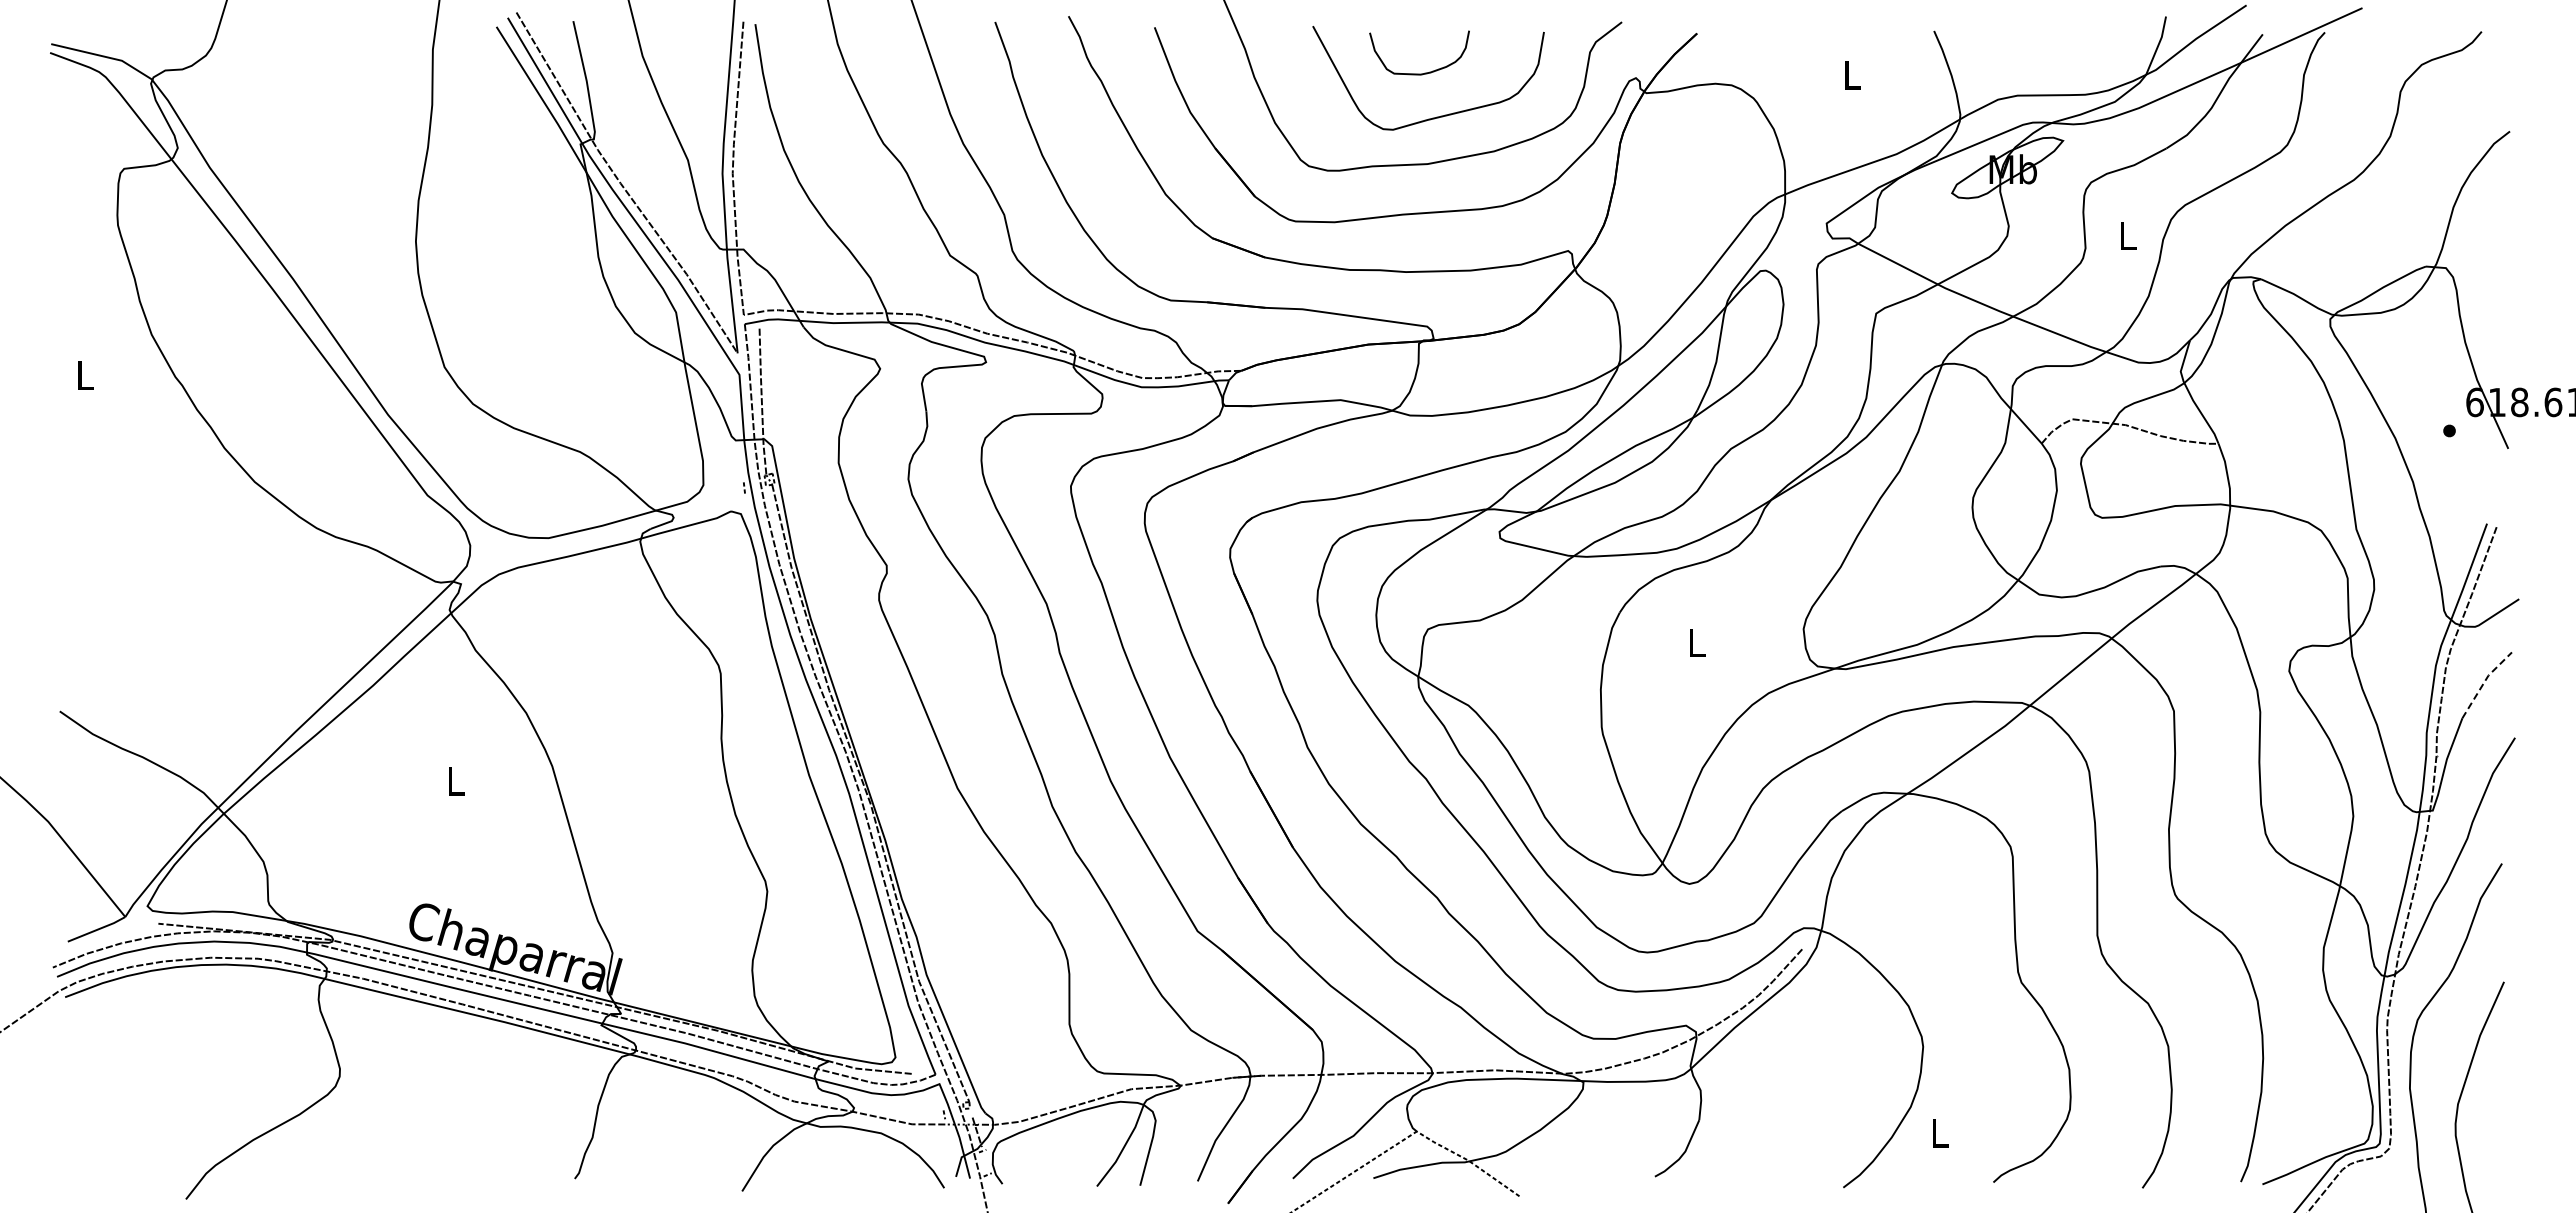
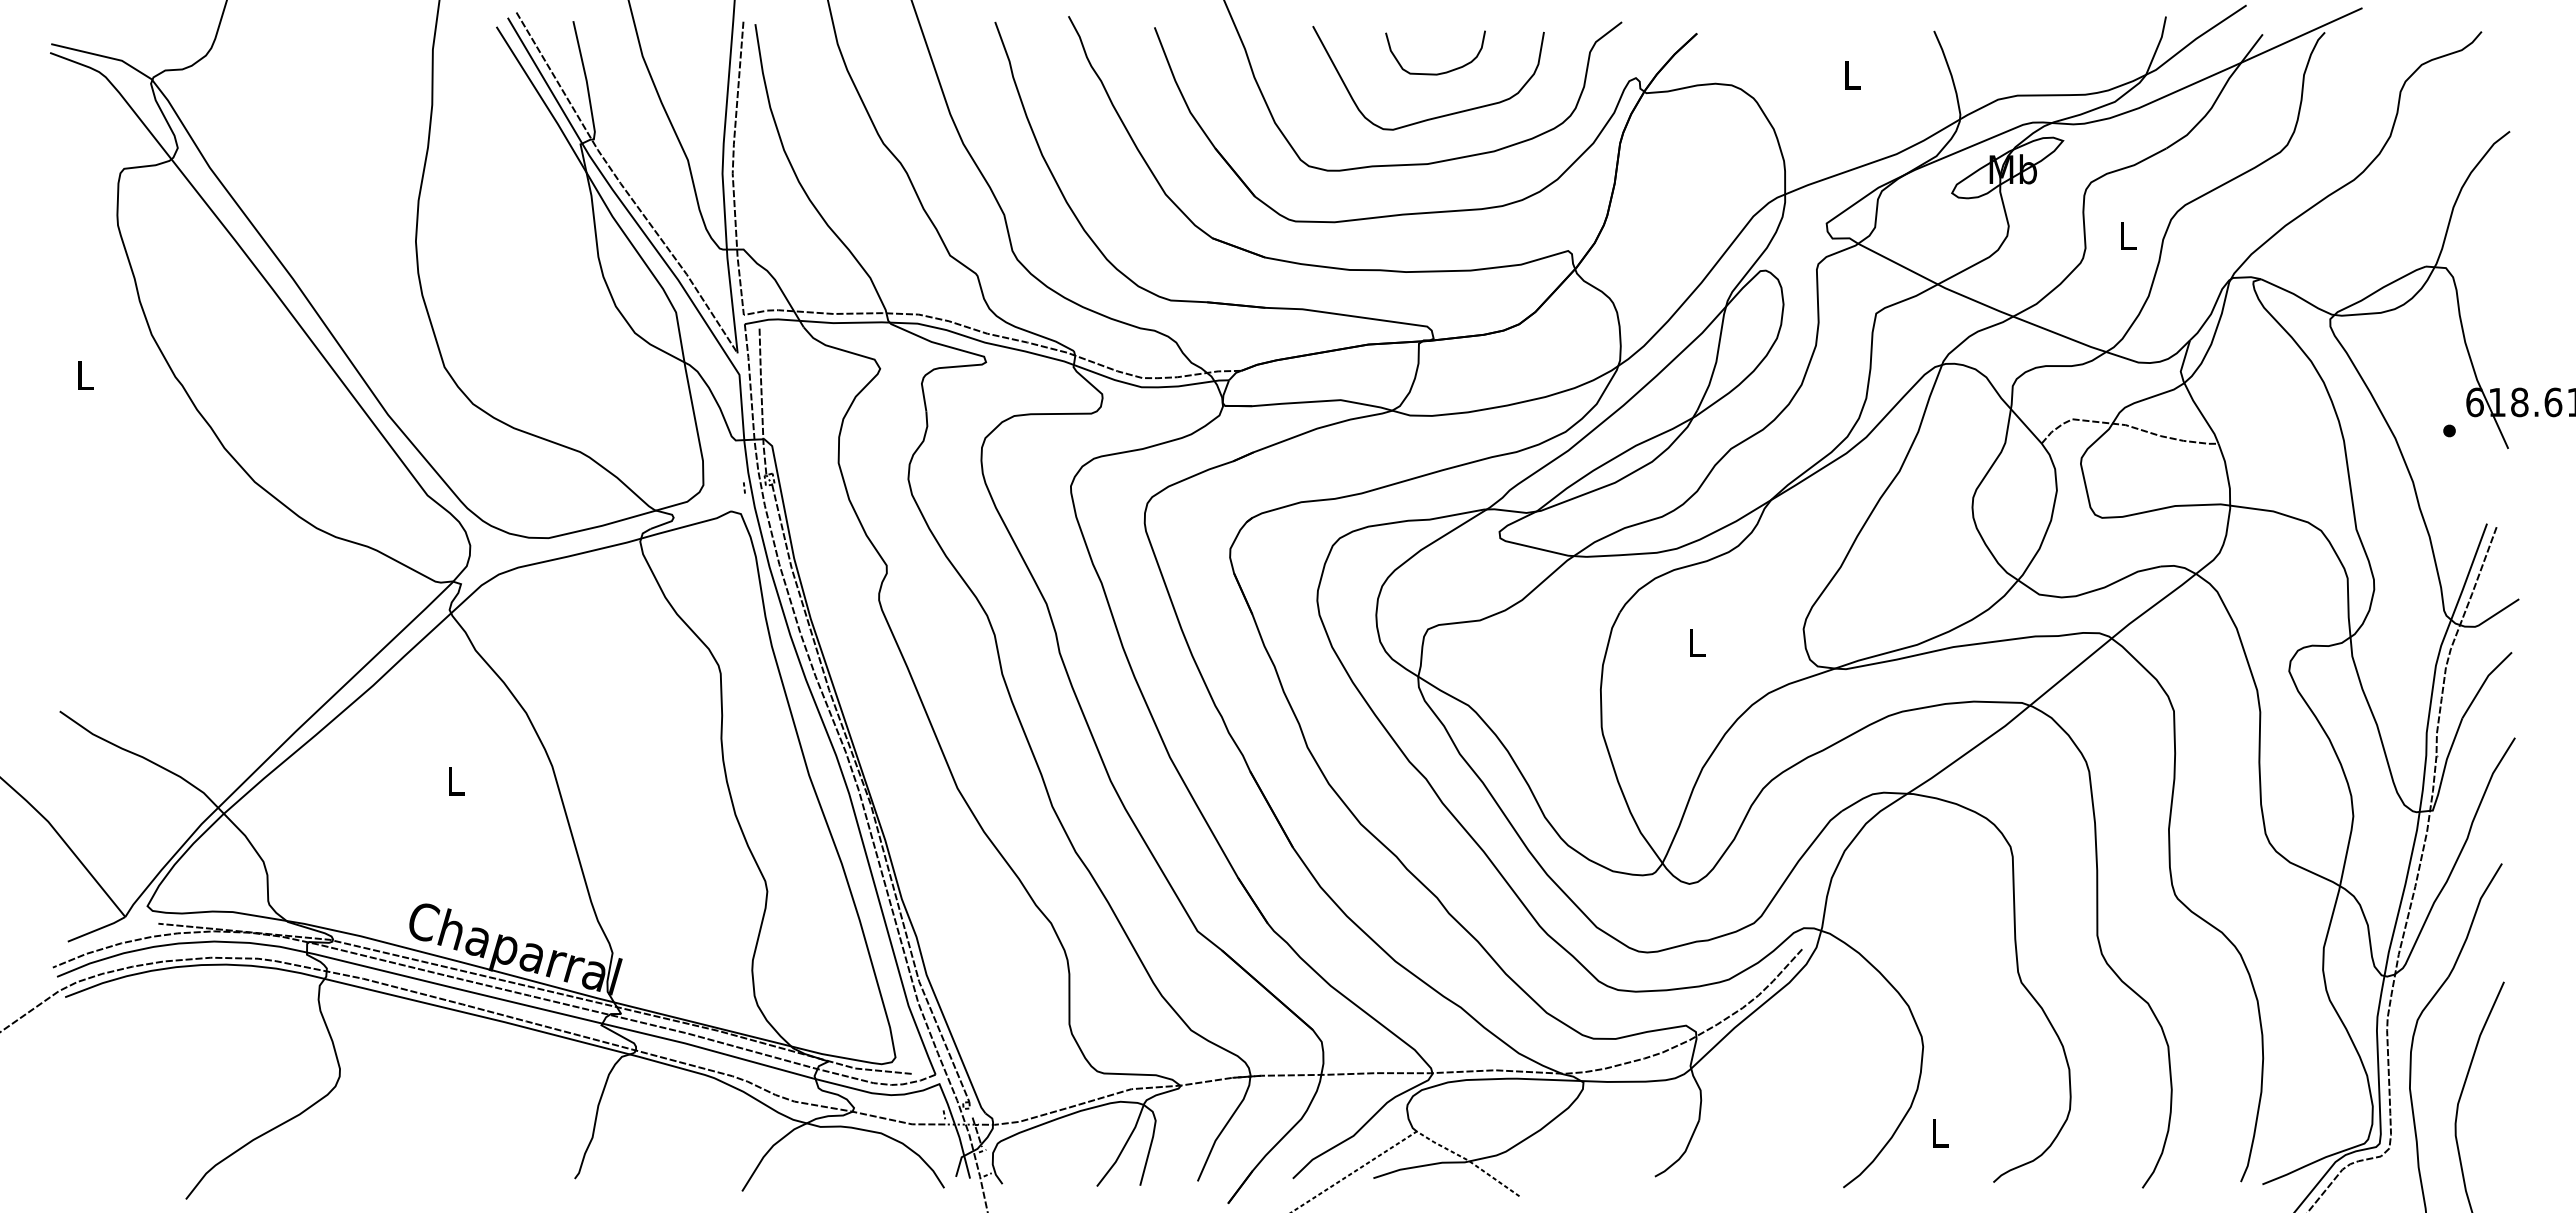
curve position: (1424, 72) -> (1440, 72) (1440, 72)
line: dashed -> solid (2484, 682)
